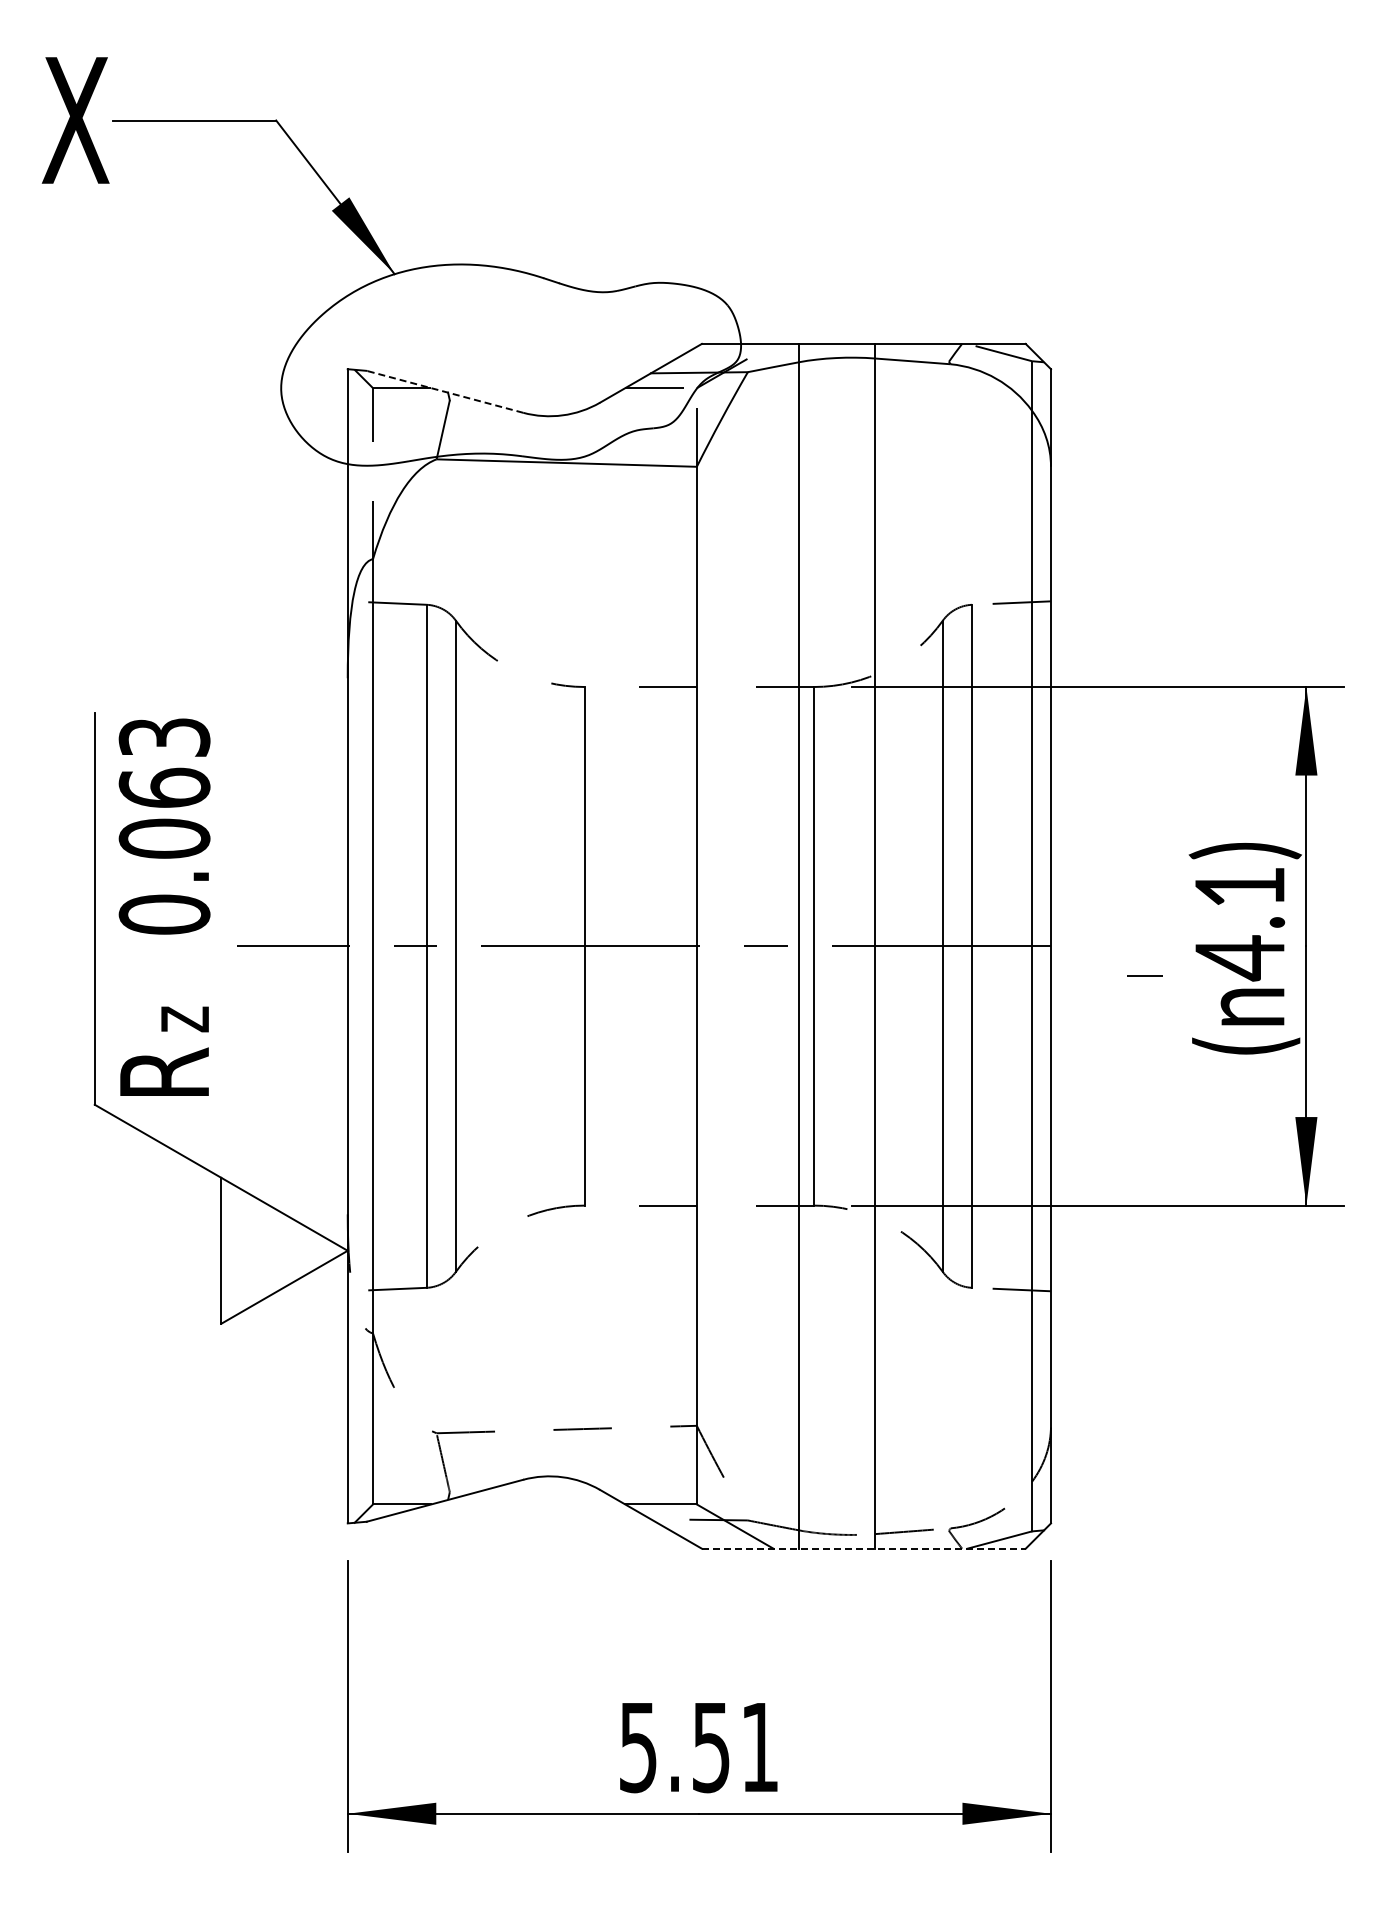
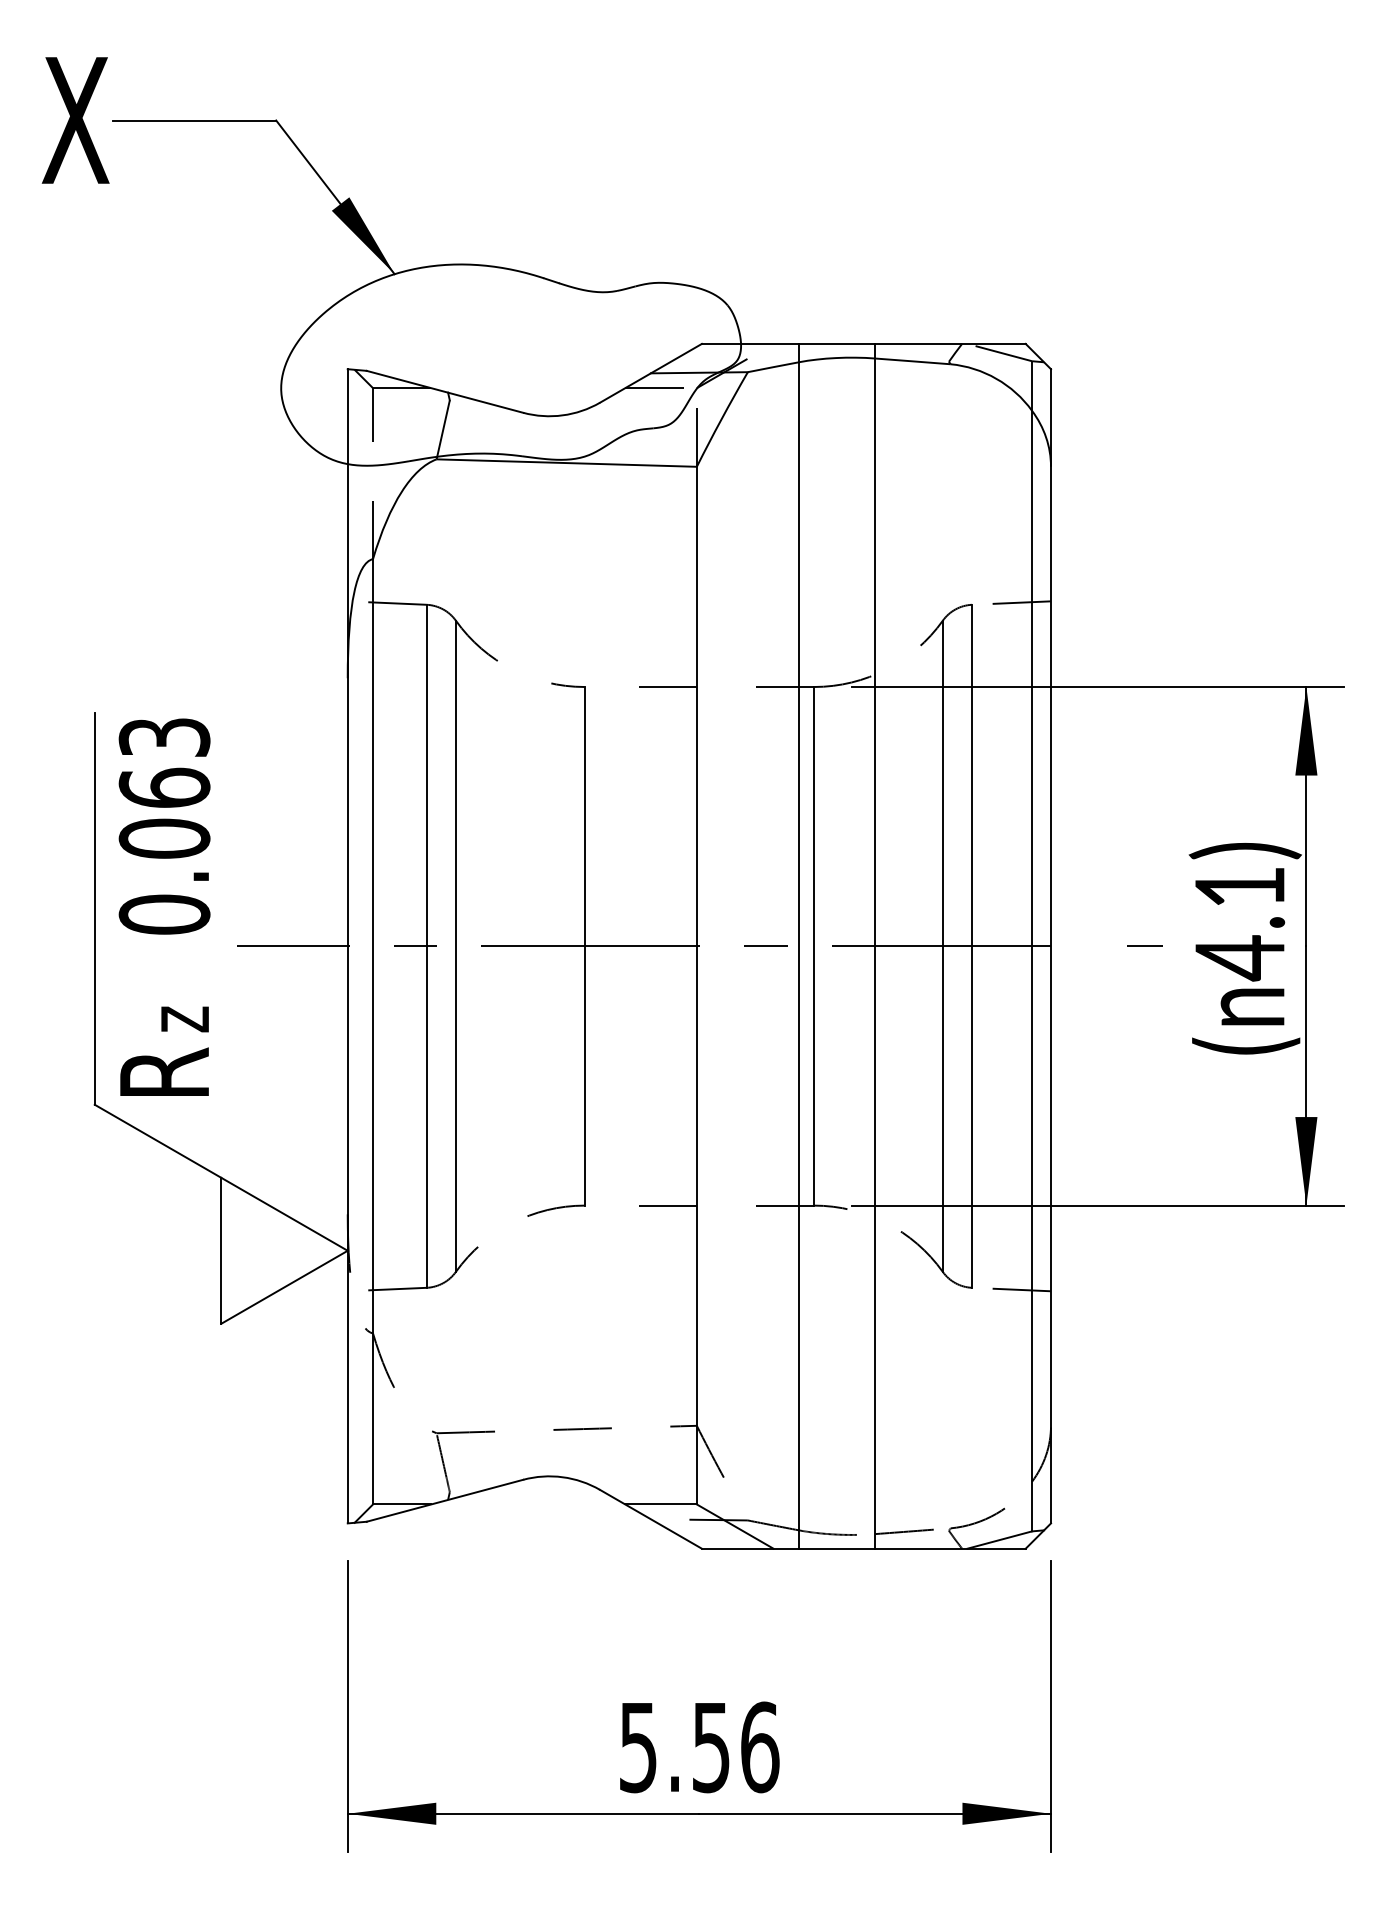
line: dashed -> solid (444, 391)
line position: (1144, 975) -> (1144, 945) (1144, 945)
line: dashed -> solid (863, 1548)
text: 5.51 -> 5.56 (760, 1747)
